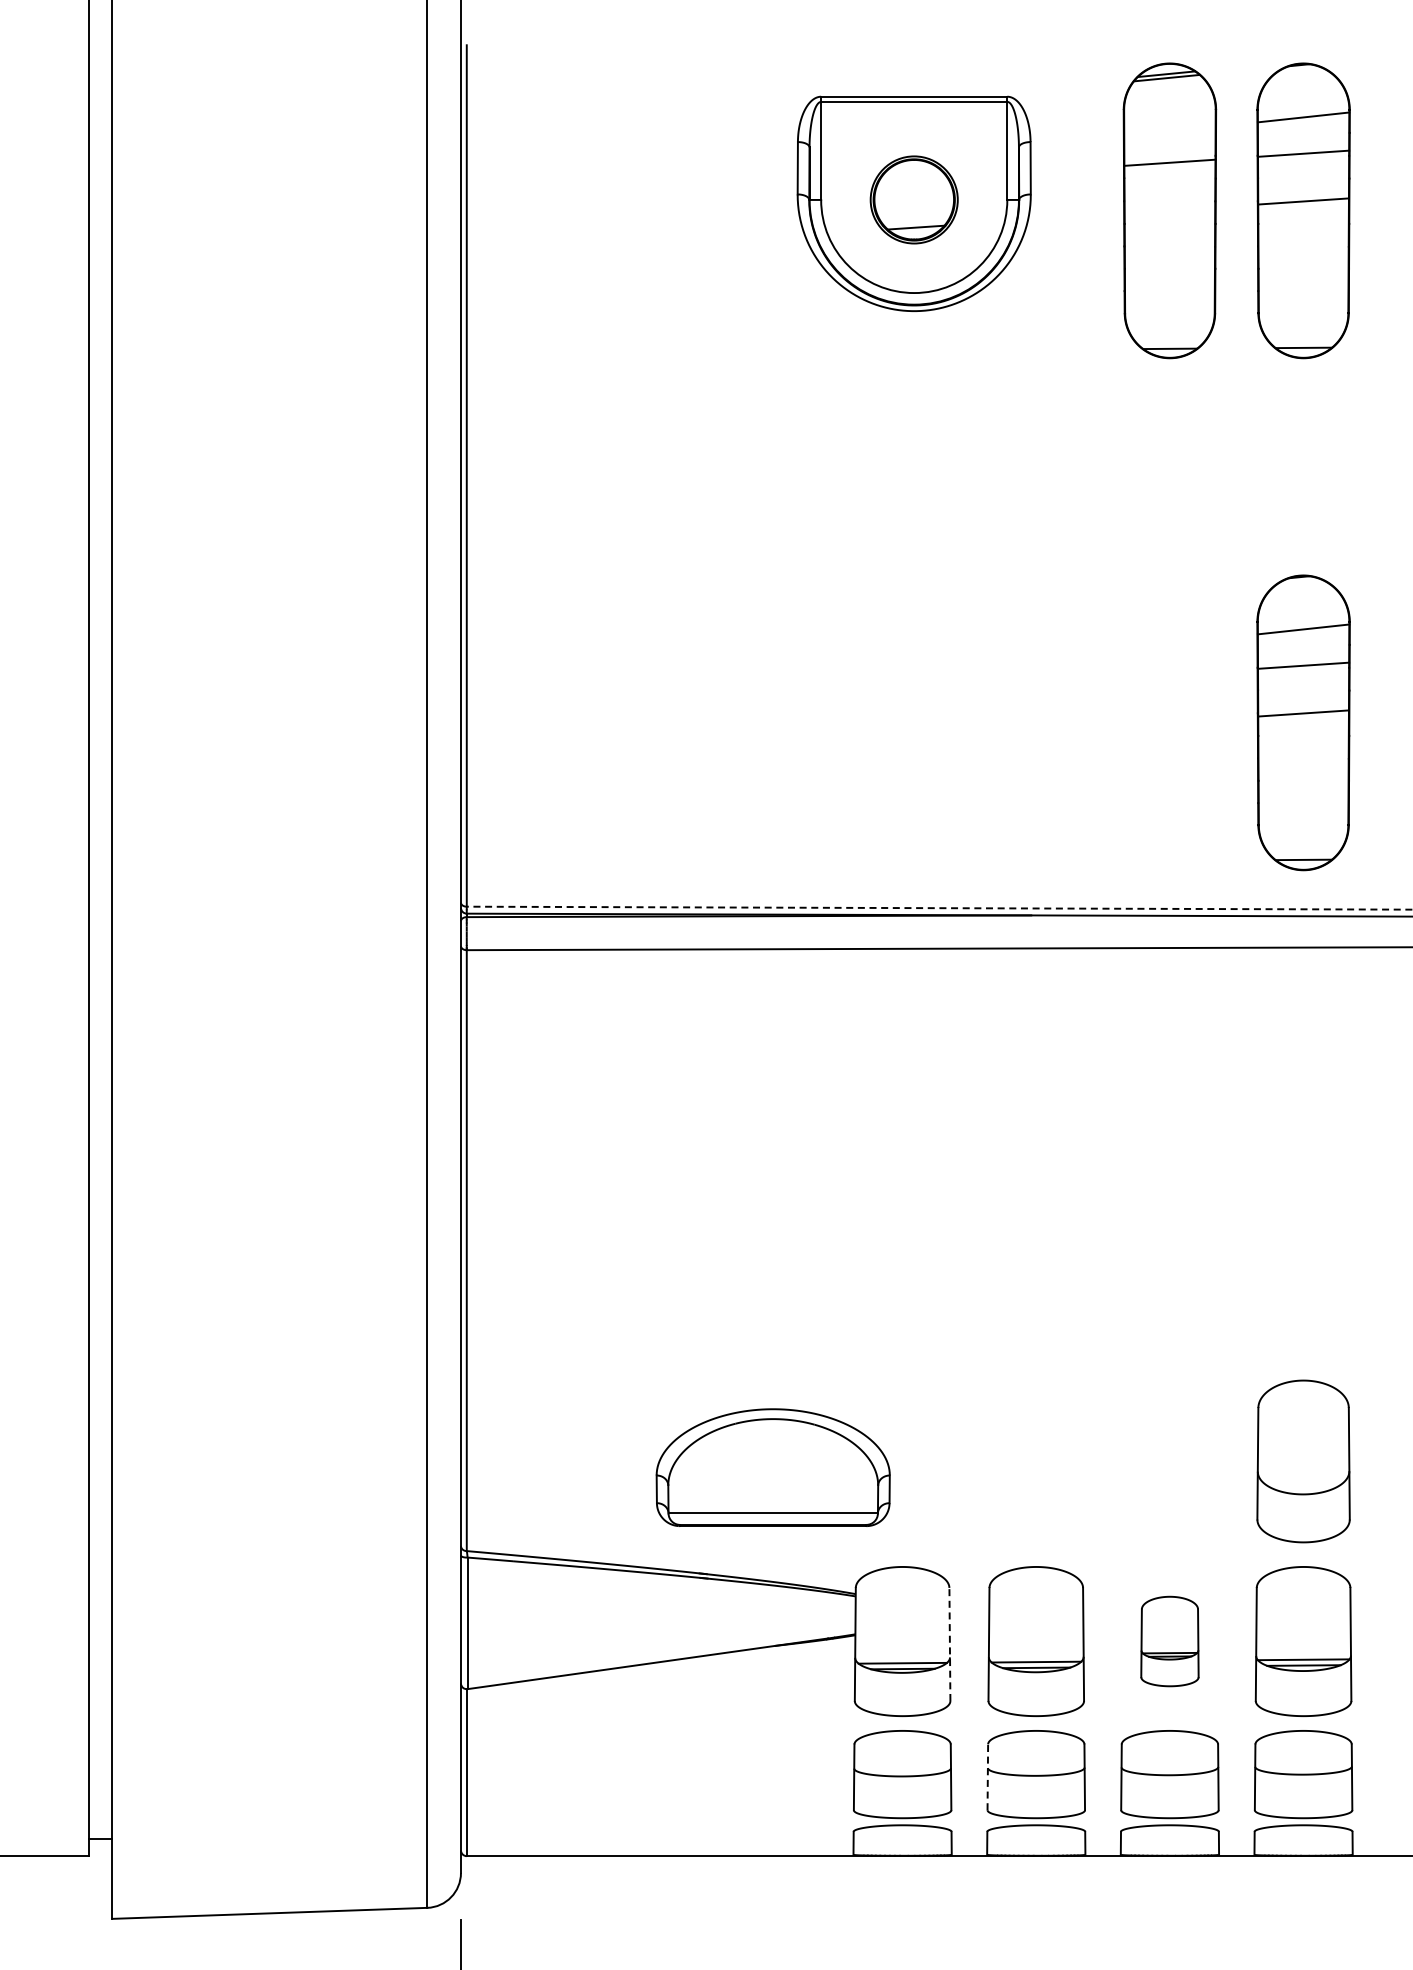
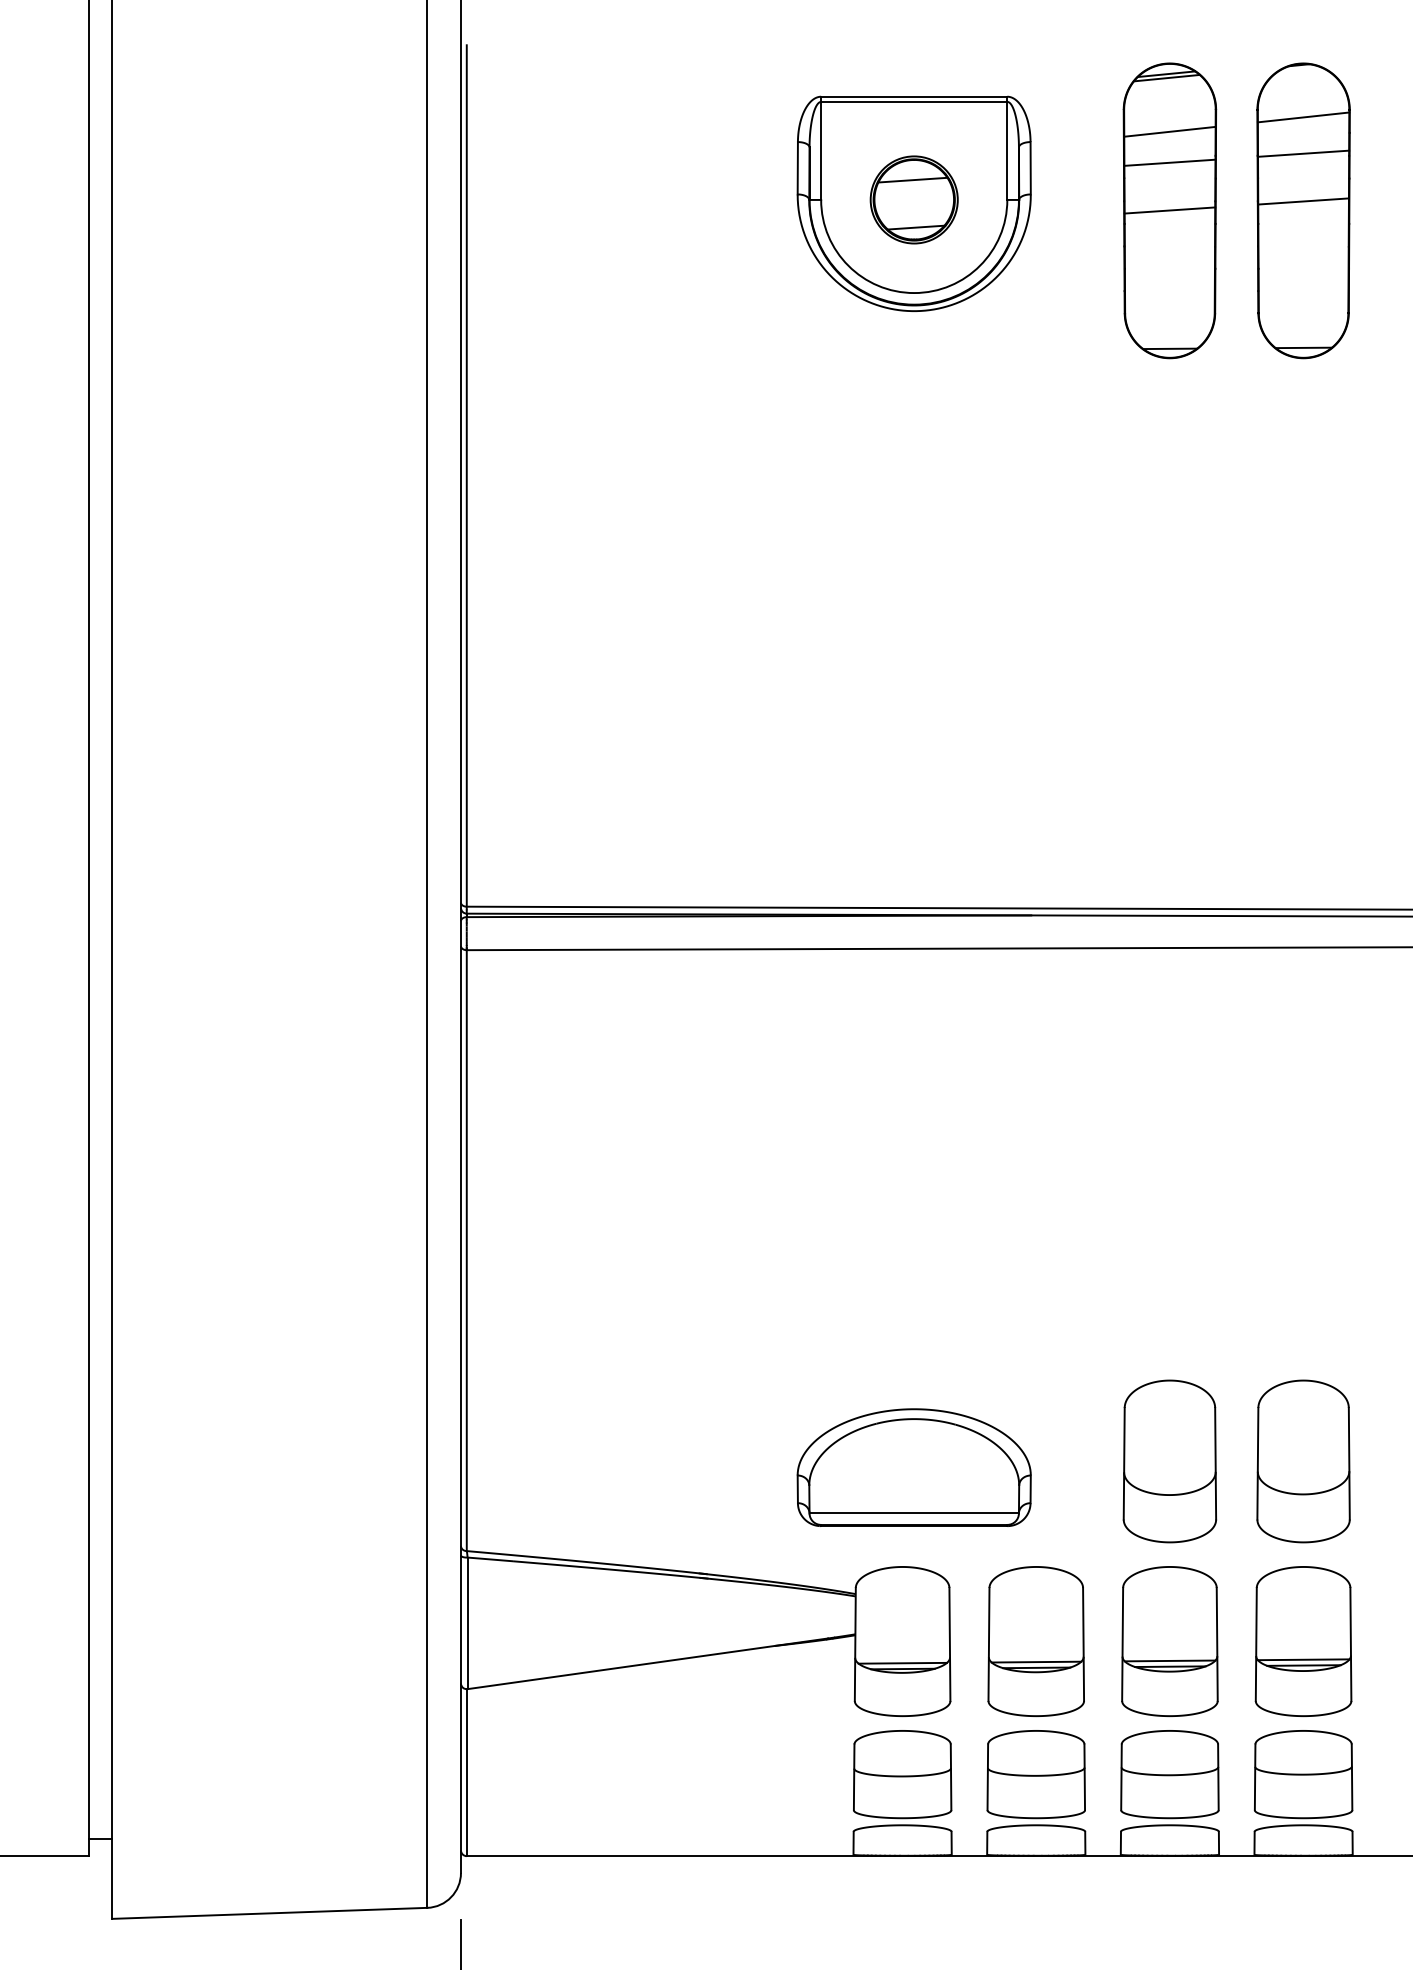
line: none -> present (1169, 131)
line: none -> present (912, 179)
line: none -> present (1169, 210)
part: present -> none (1303, 722)
line: dashed -> solid (939, 908)
part: none -> present (1169, 1461)
part position: (772, 1467) -> (913, 1467) (913, 1467)
part size: 60x93 px -> 98x151 px (1169, 1641)
line: dashed -> solid (949, 1644)
line: dashed -> solid (987, 1777)
